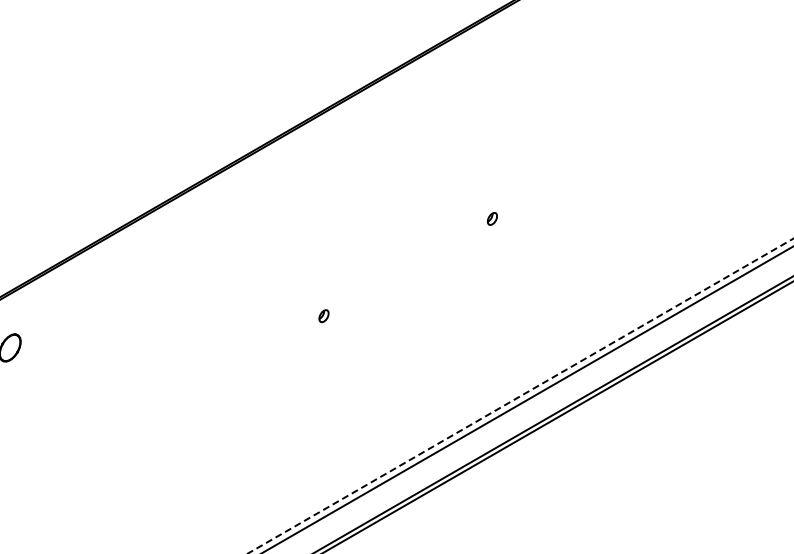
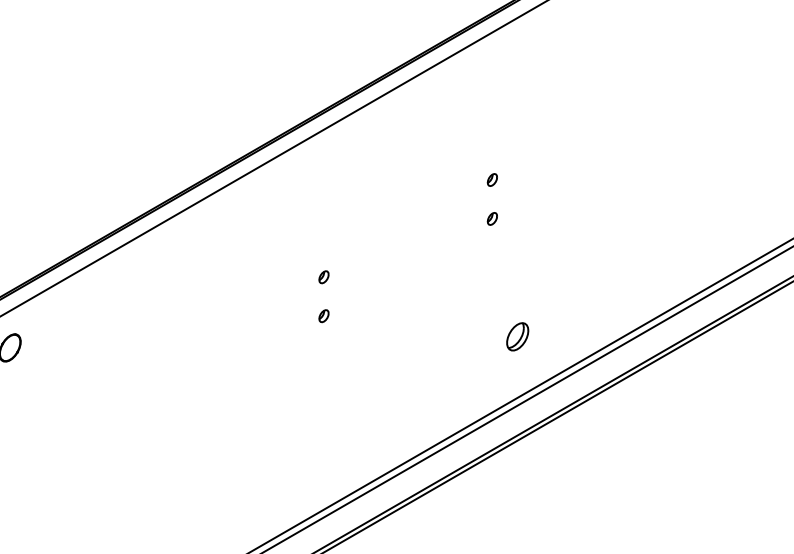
line: none -> present (273, 158)
part: none -> present (491, 179)
part: none -> present (323, 277)
part: none -> present (517, 336)
line: dashed -> solid (520, 396)
